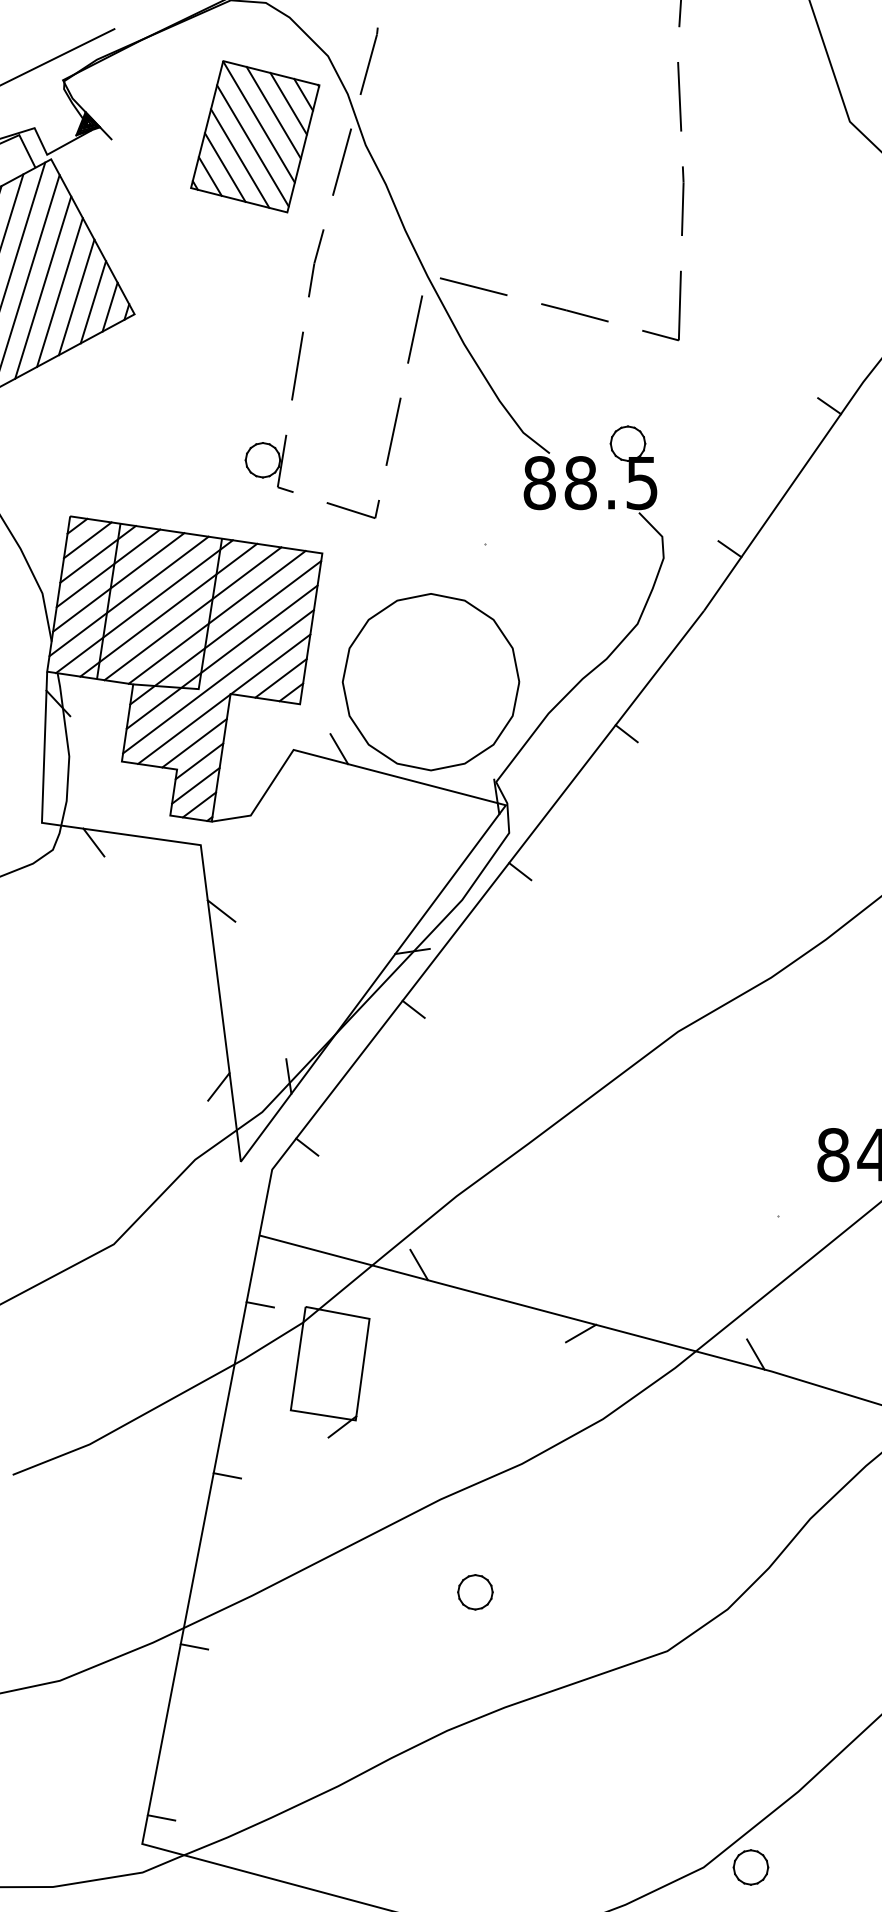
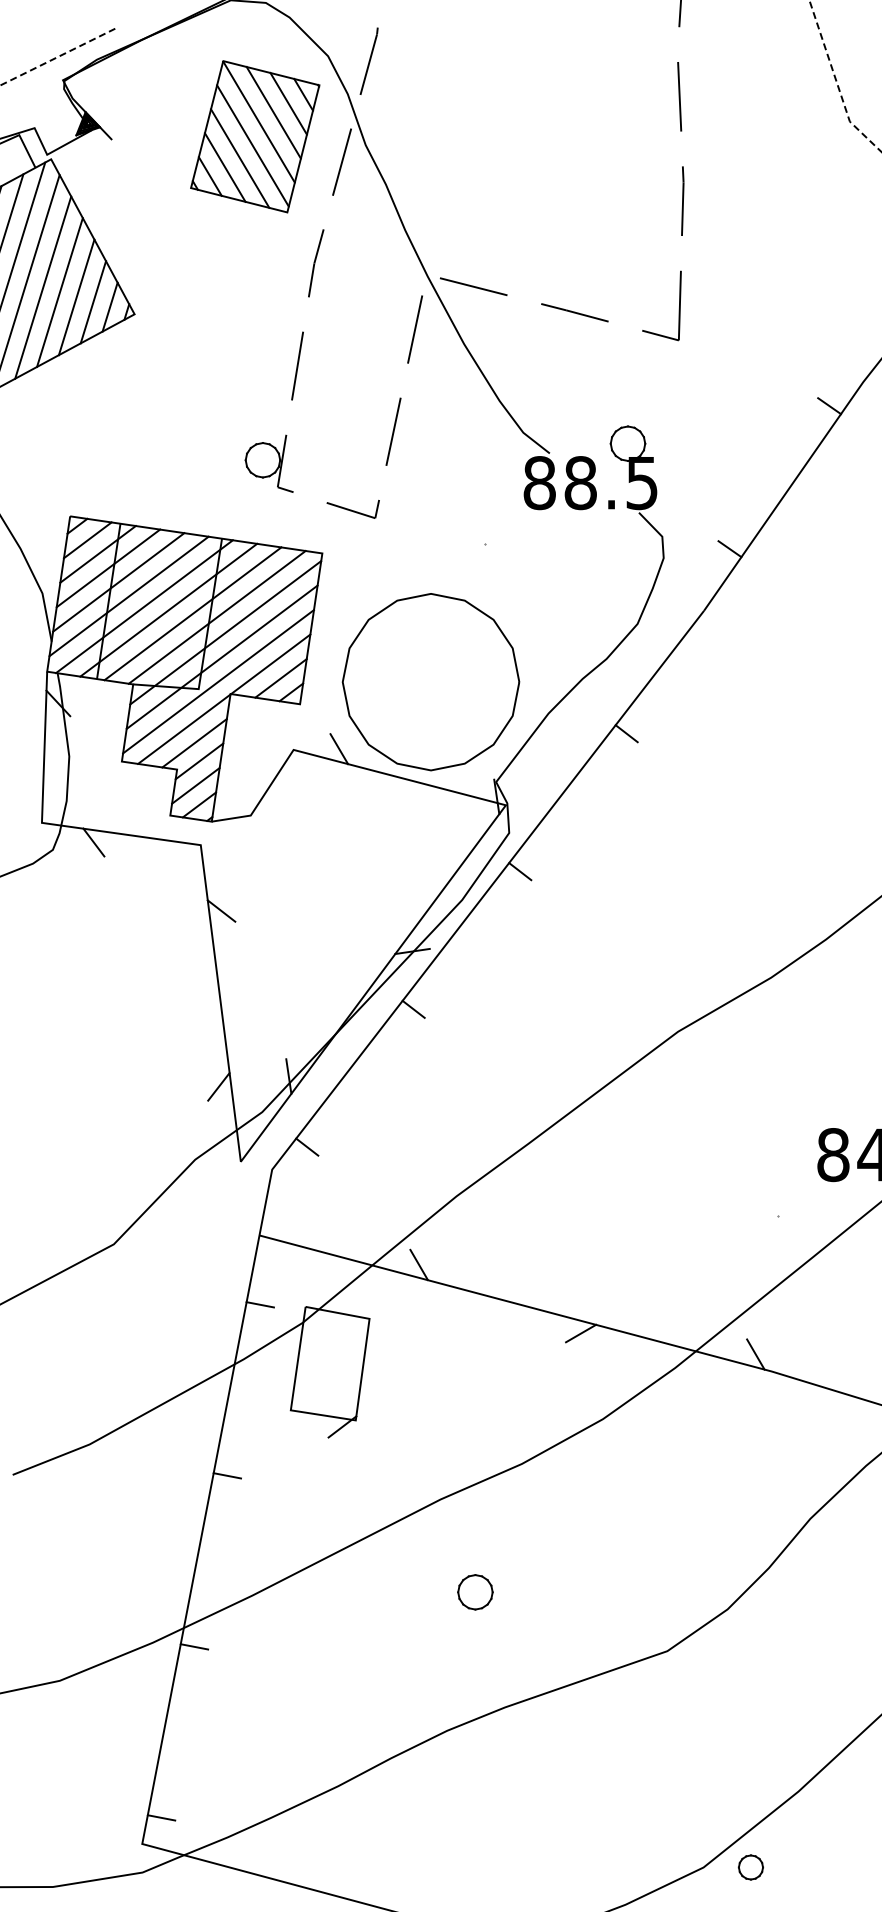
line: solid -> dashed (57, 57)
line: solid -> dashed (836, 82)
part size: 38x37 px -> 27x27 px (750, 1867)
